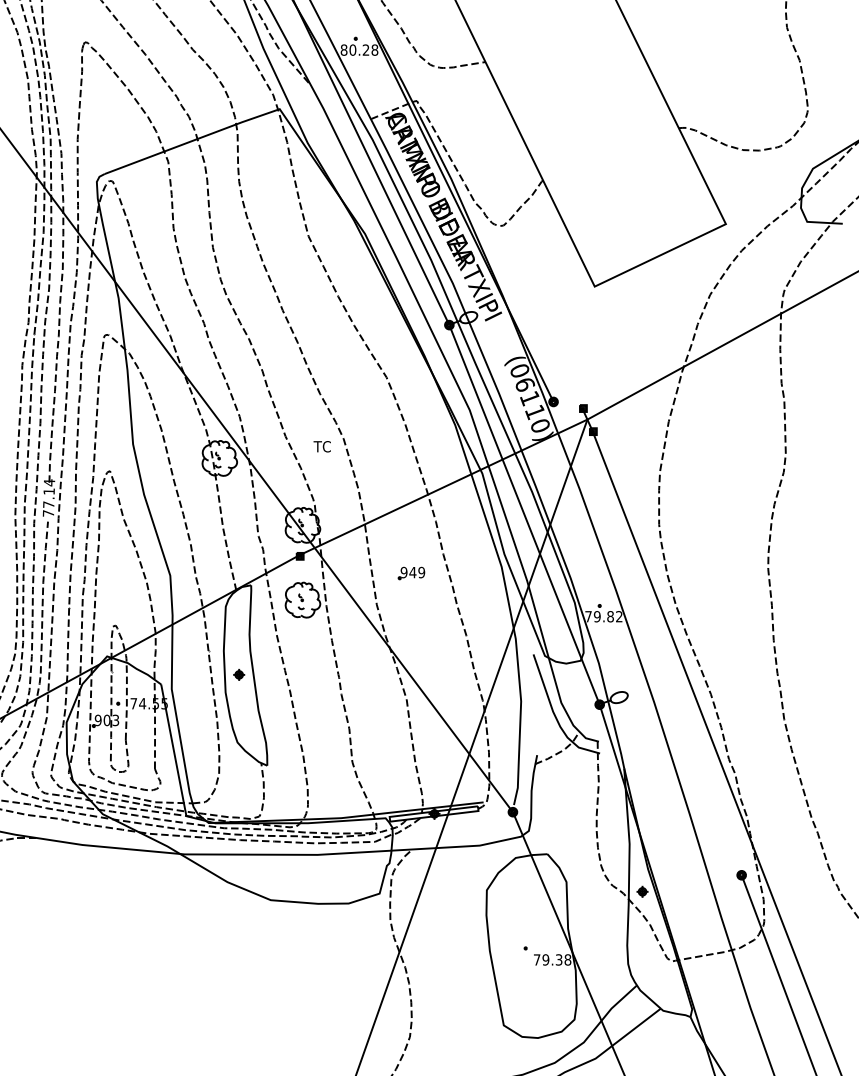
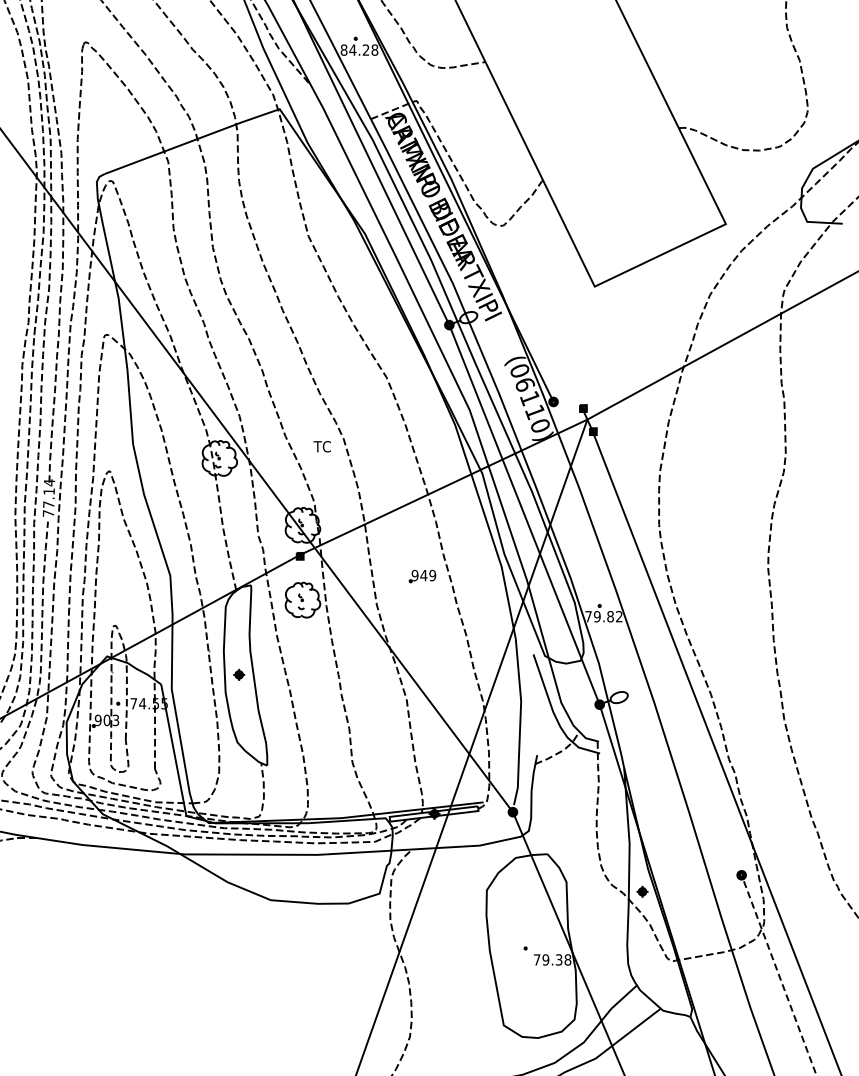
text: 80.28 -> 84.28 (352, 49)
part position: (411, 573) -> (422, 576) (422, 576)
line: solid -> dashed (779, 975)
